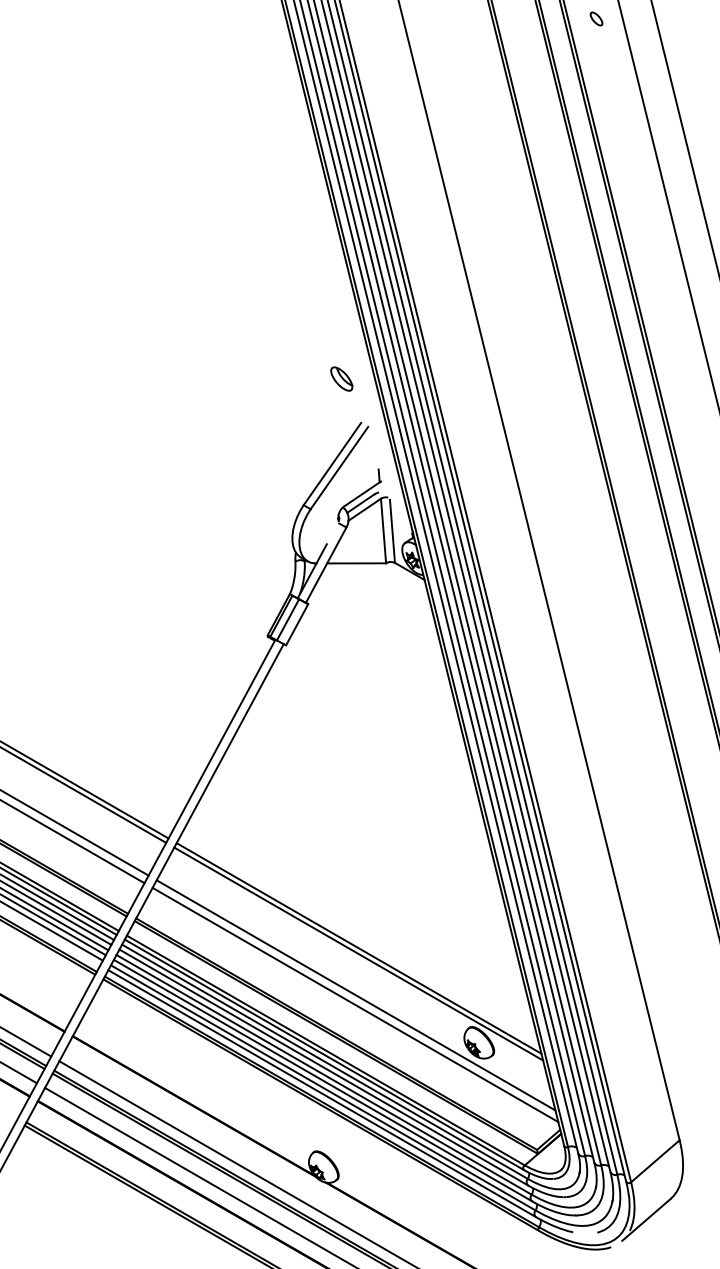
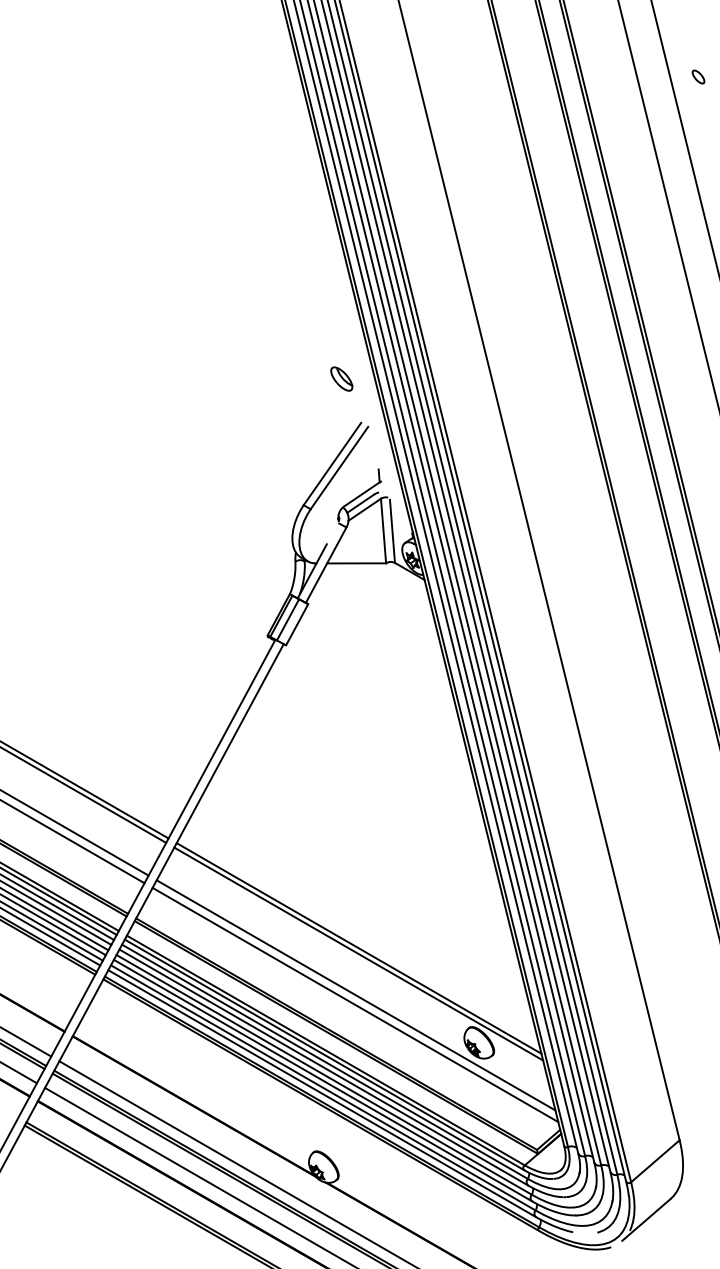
part position: (596, 18) -> (698, 76) (698, 76)
line: none -> present (51, 937)
